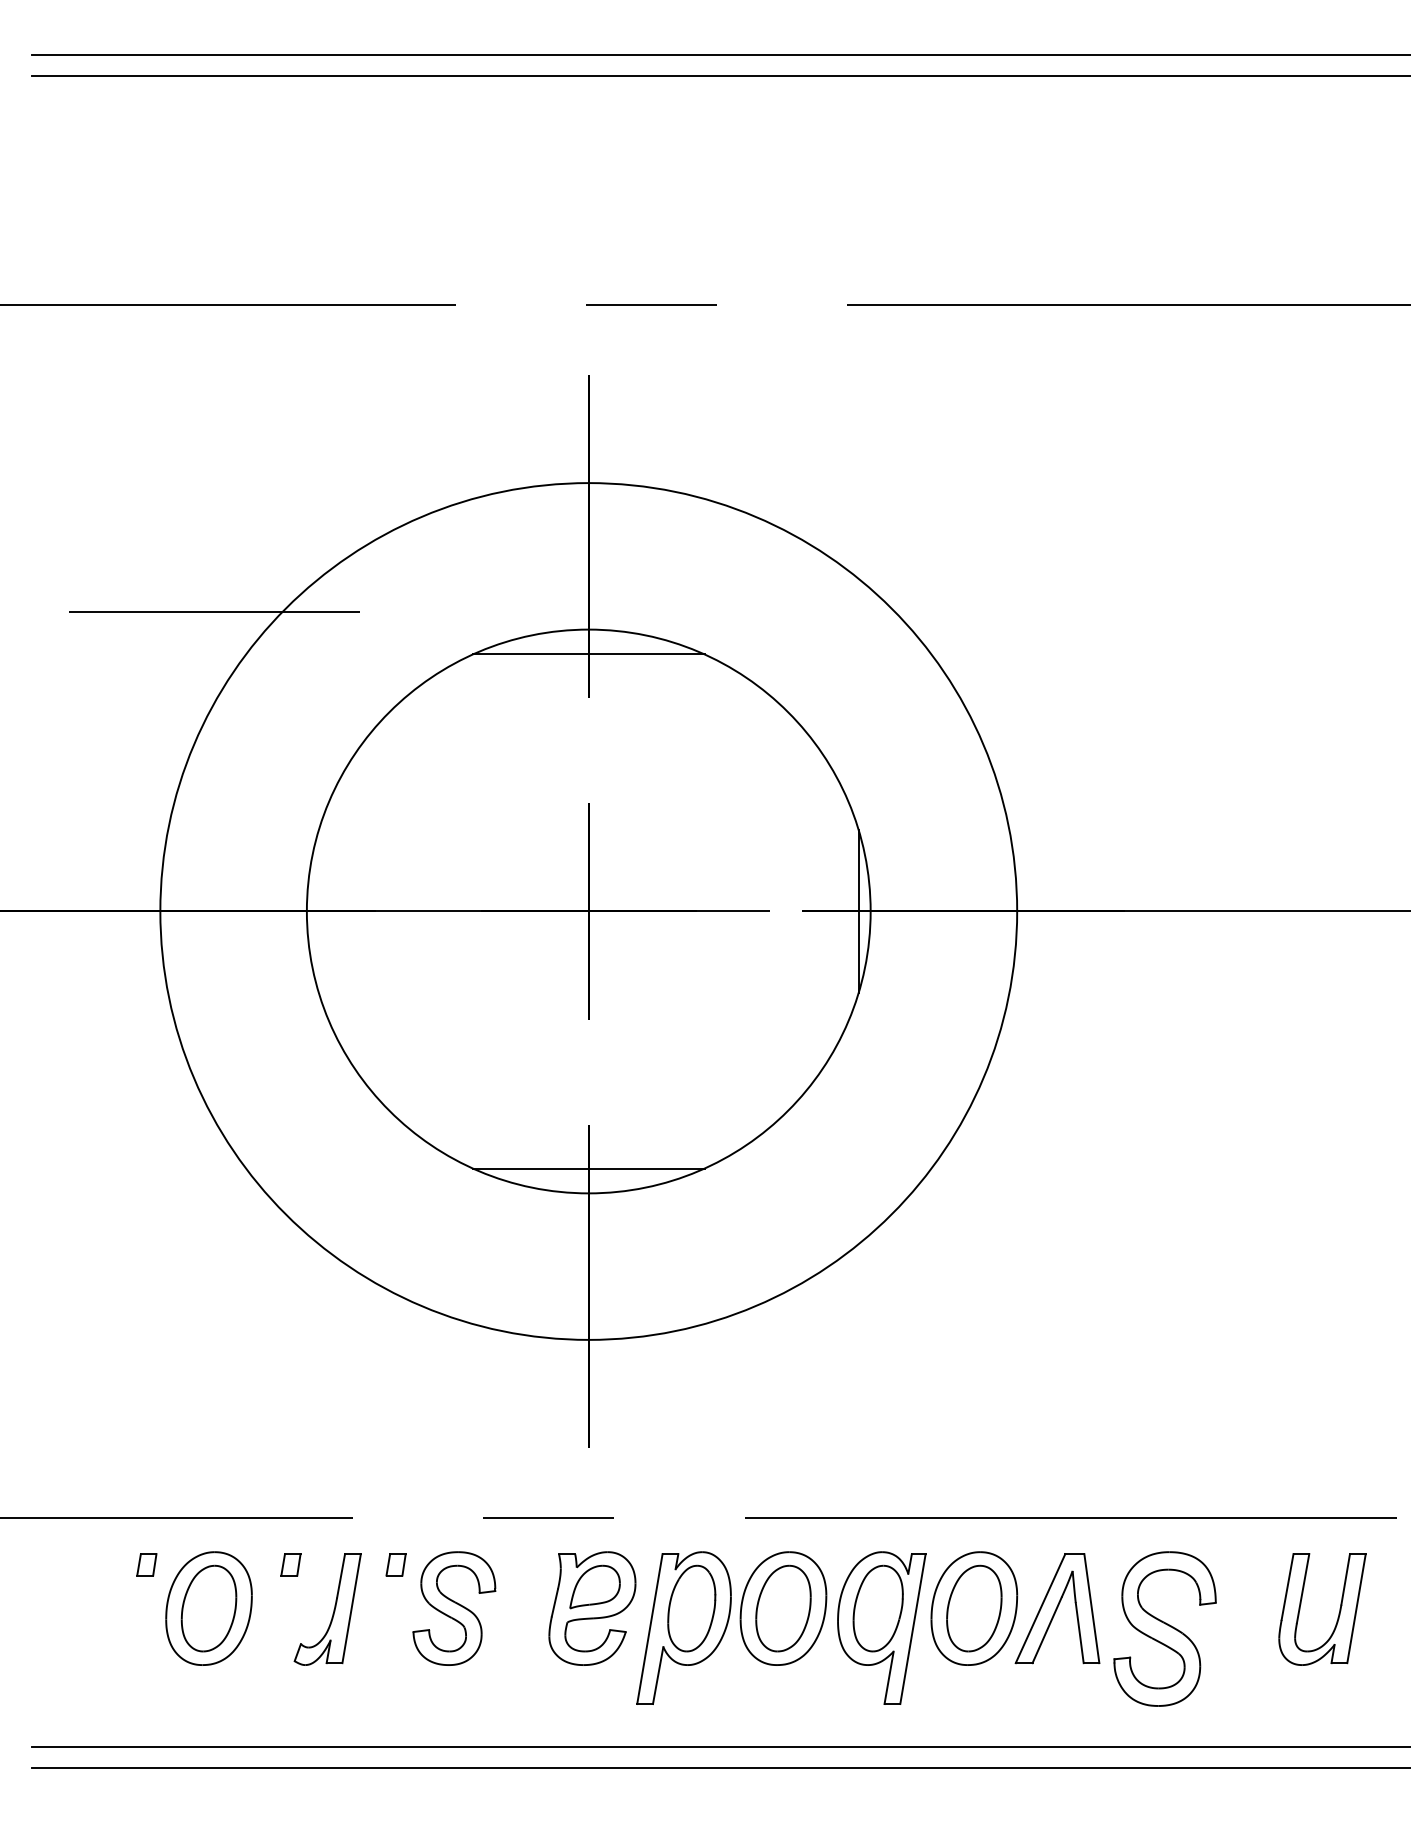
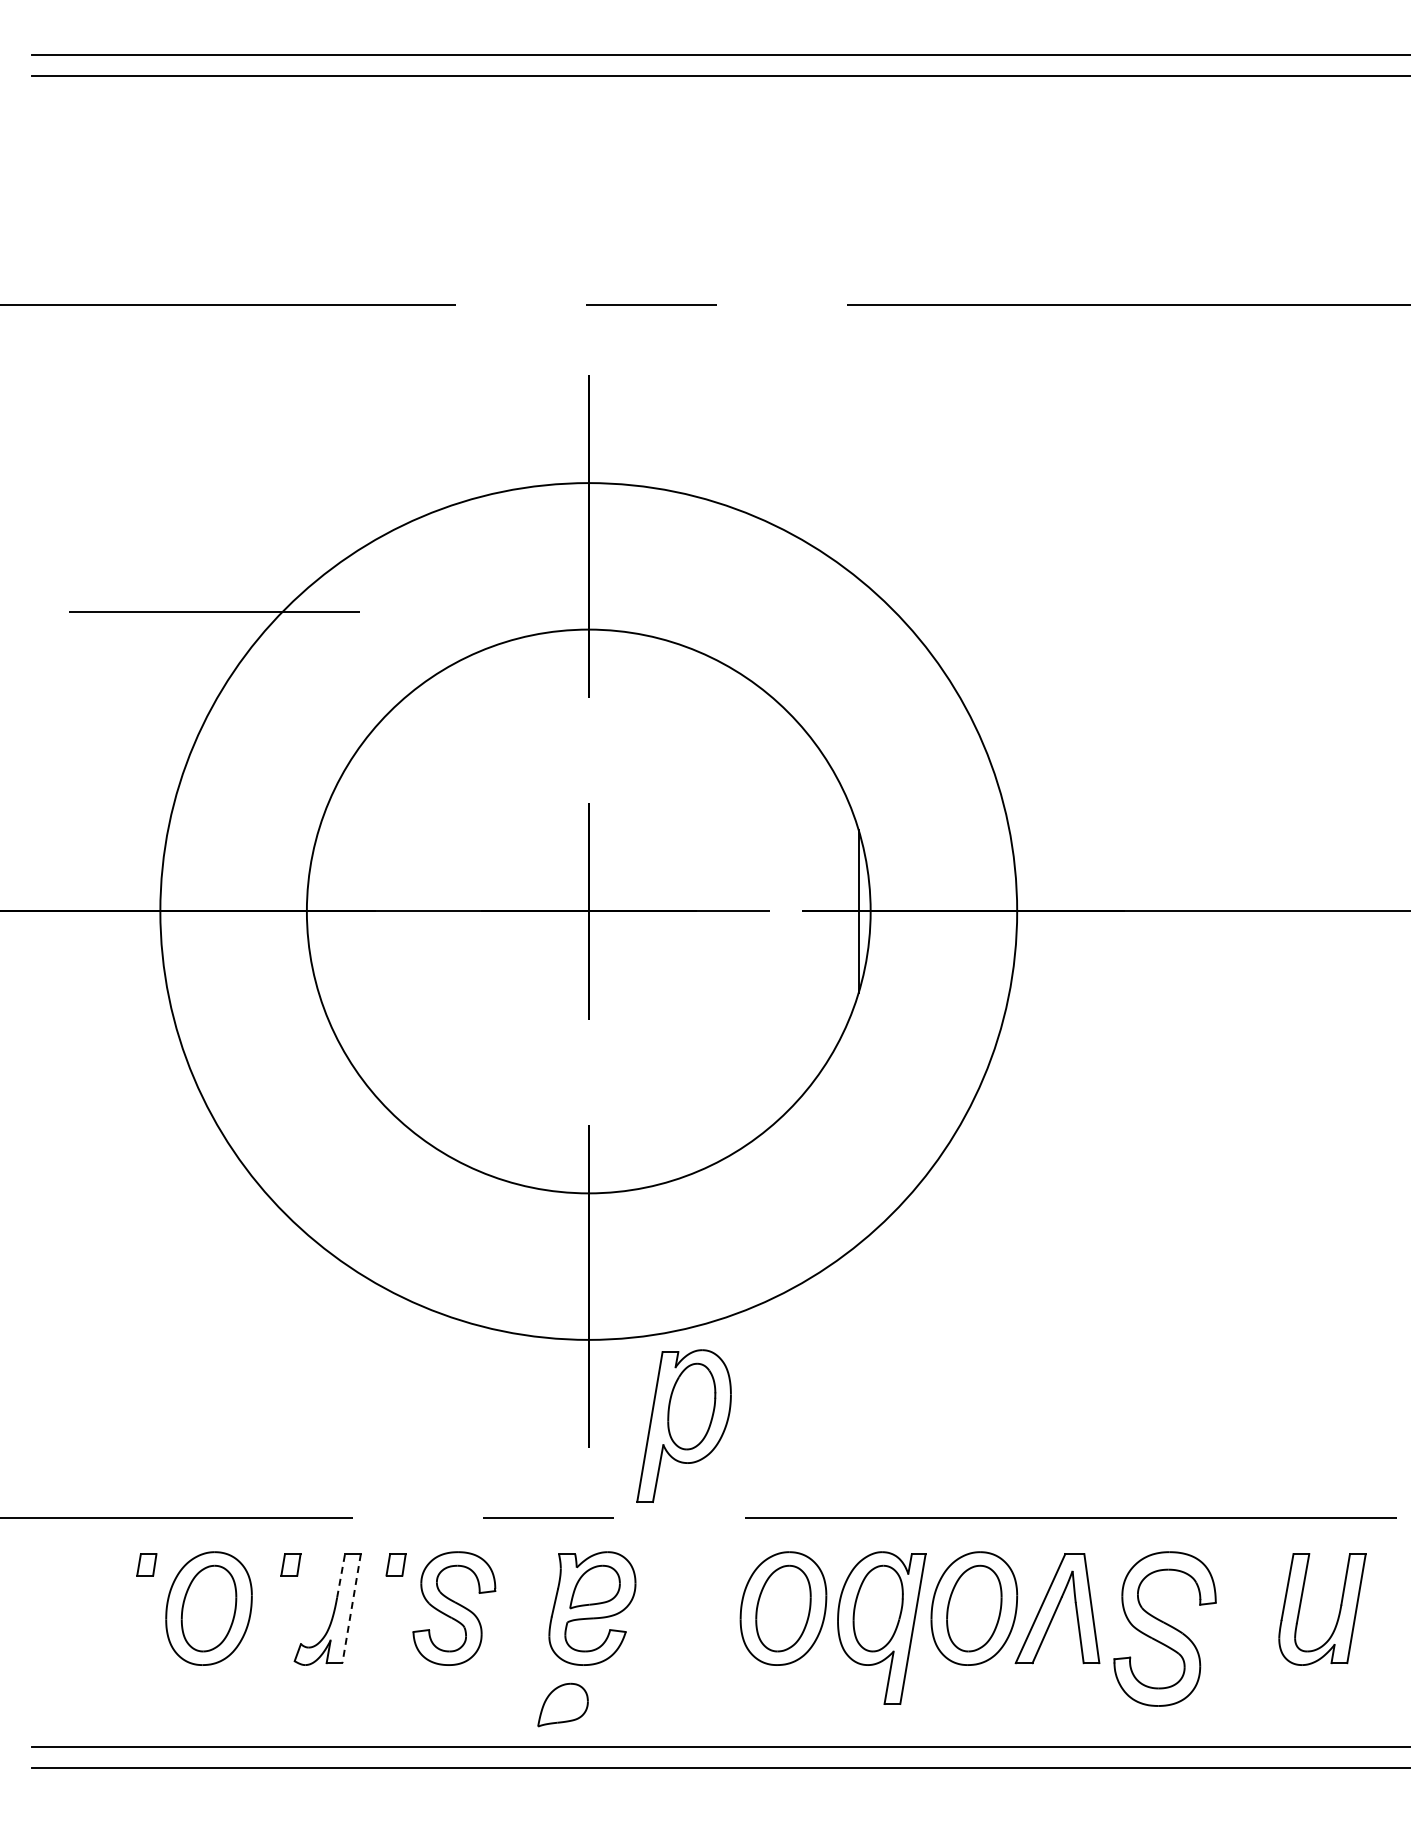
line: present -> none (588, 654)
line: present -> none (588, 1168)
line: solid -> dashed (341, 1575)
line: solid -> dashed (351, 1609)
part position: (683, 1627) -> (683, 1425) (683, 1425)
part: none -> present (562, 1704)
